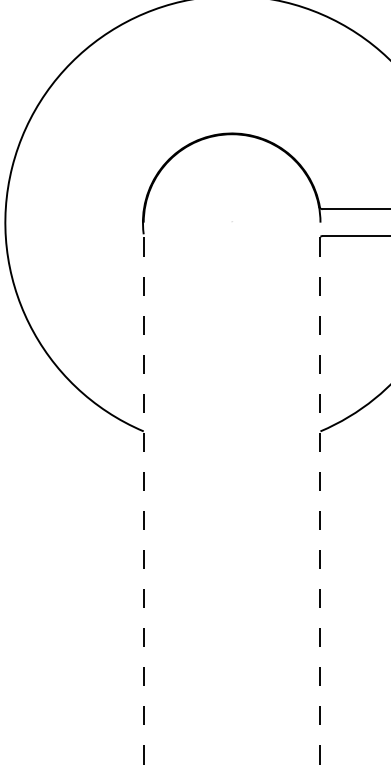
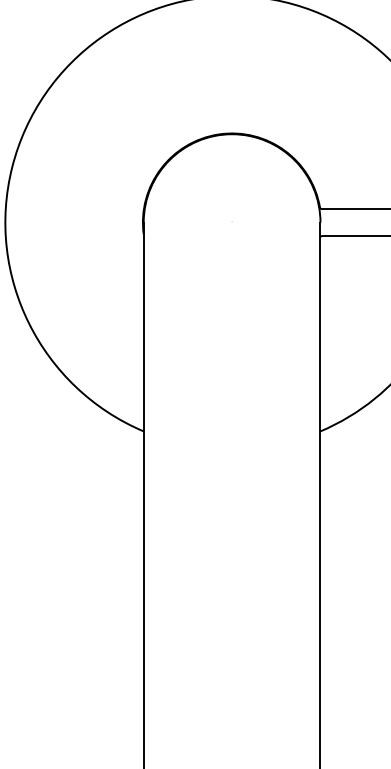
line: dashed -> solid (143, 495)
line: dashed -> solid (320, 495)
